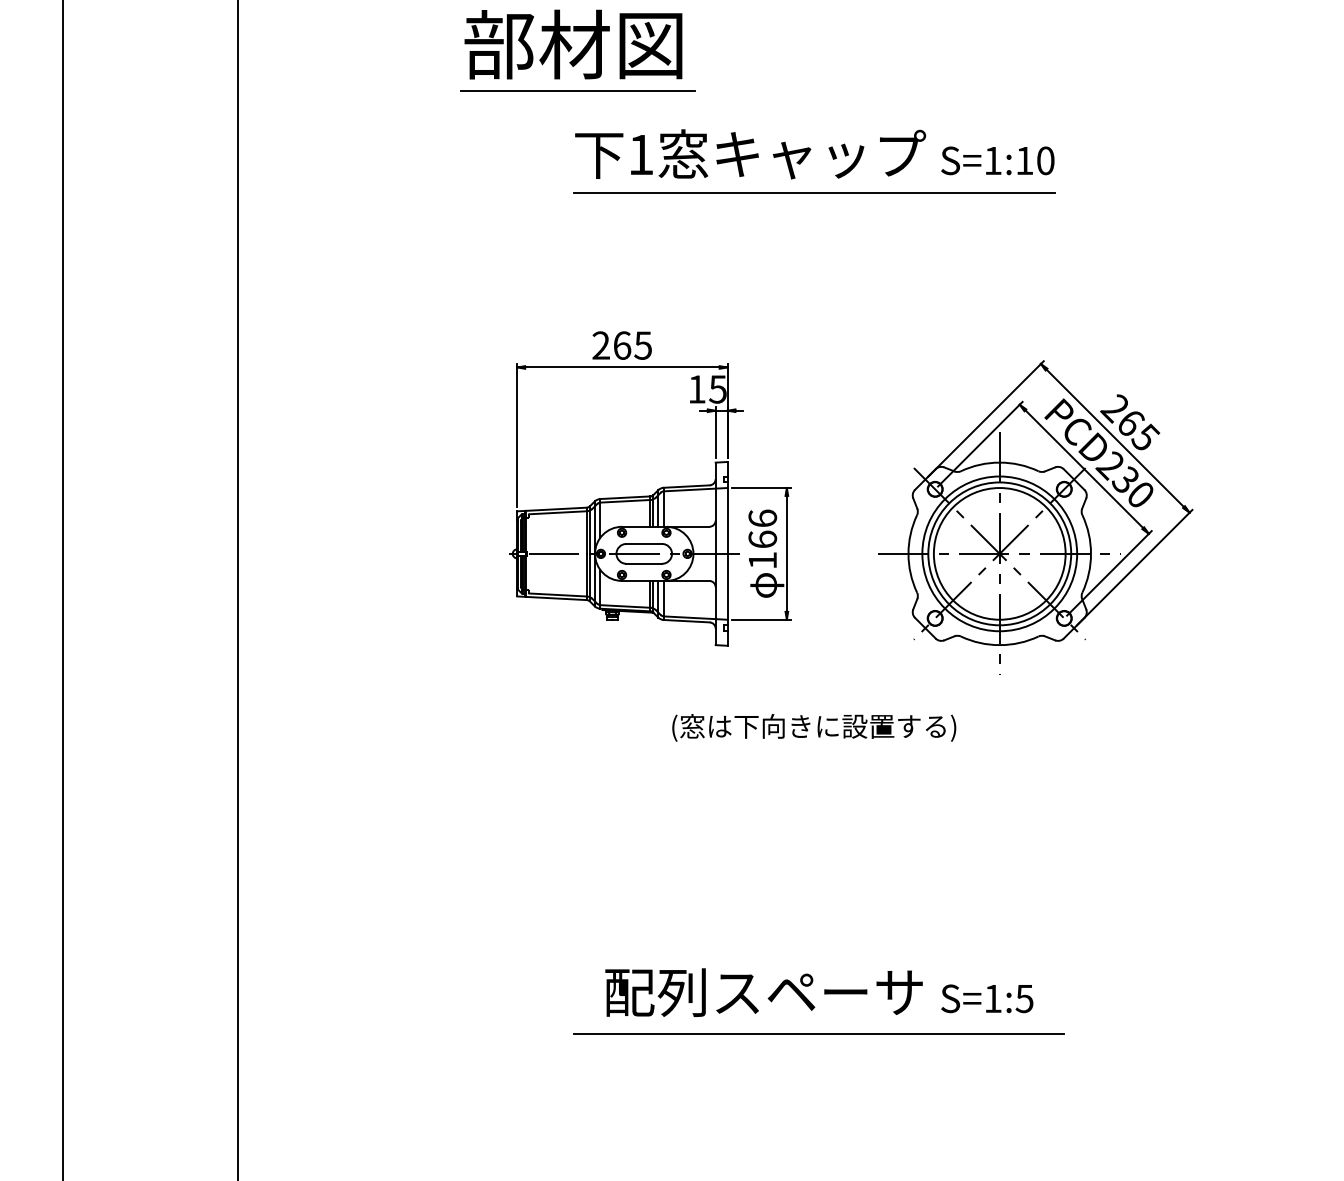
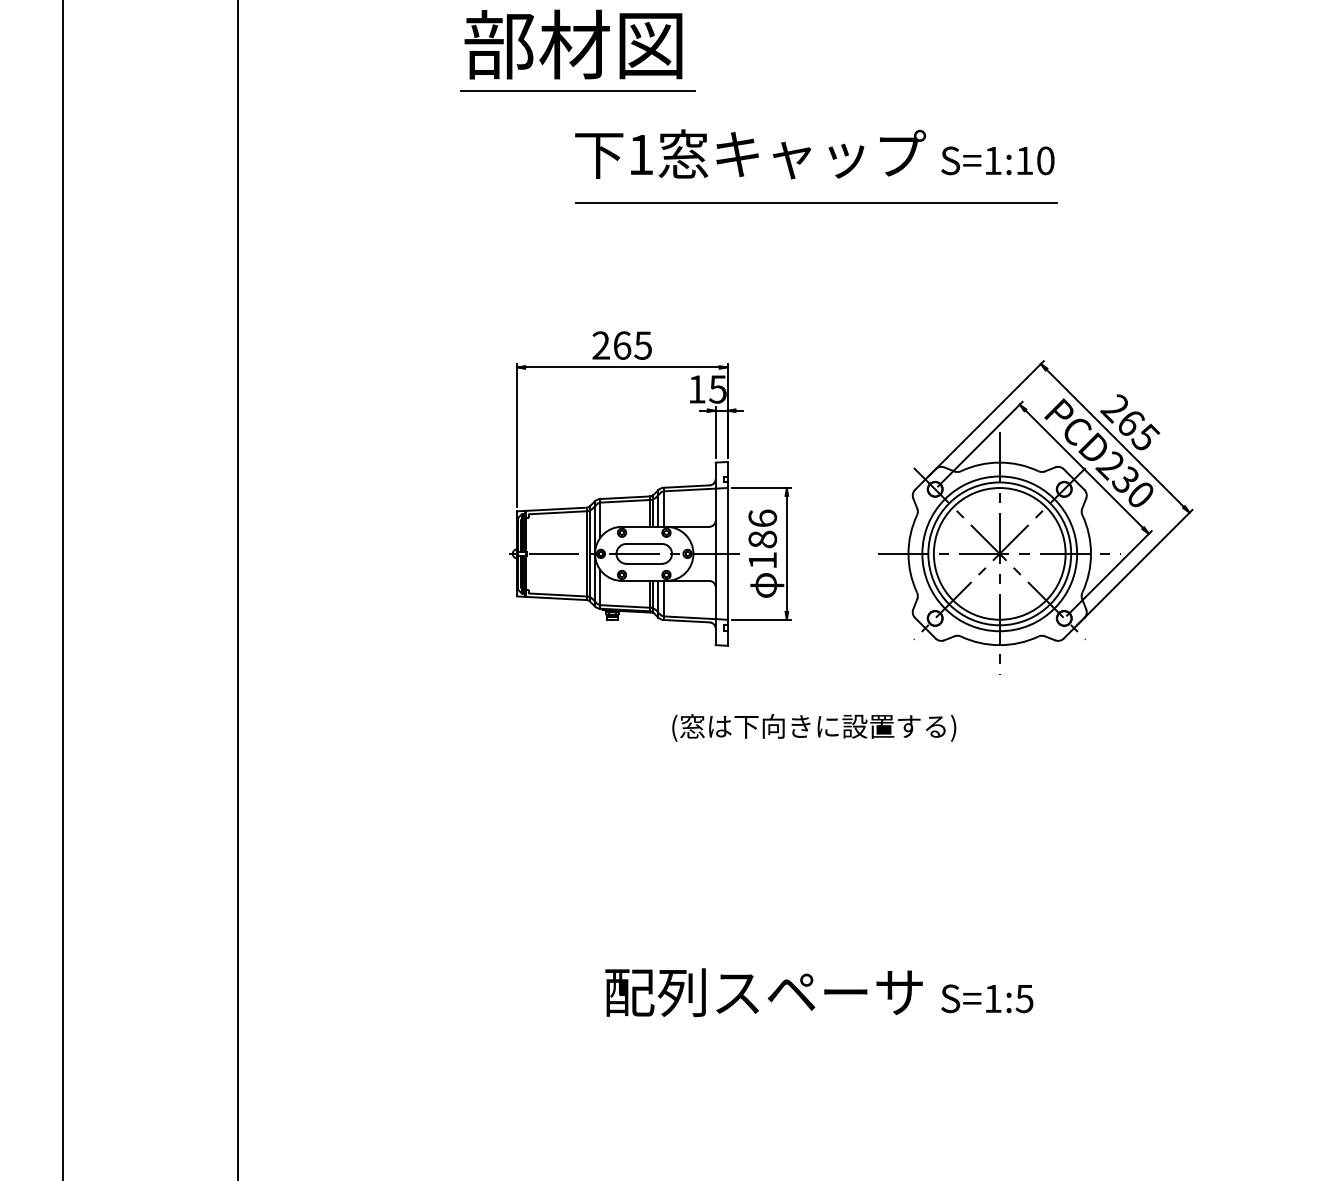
line position: (814, 192) -> (816, 202) (816, 202)
text: 166 -> 186 (762, 539)
line: present -> none (818, 1033)
